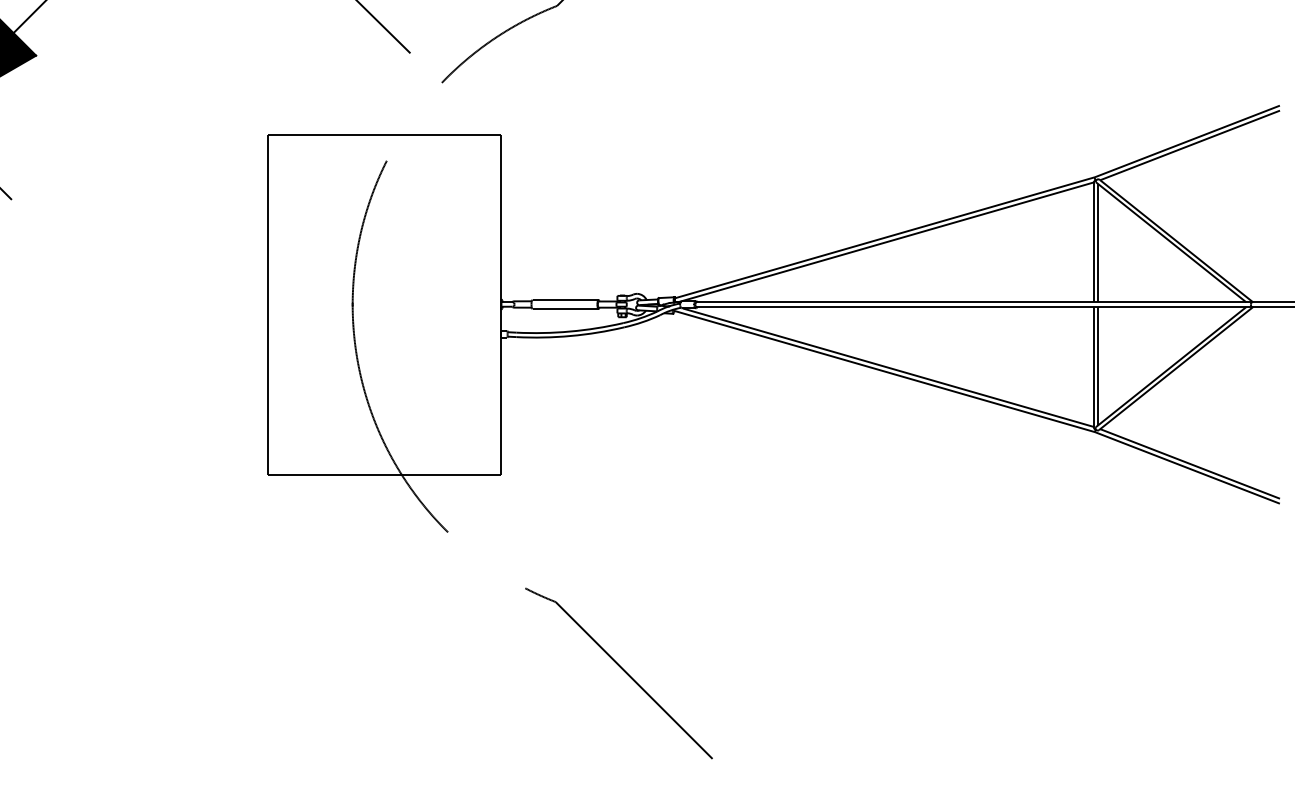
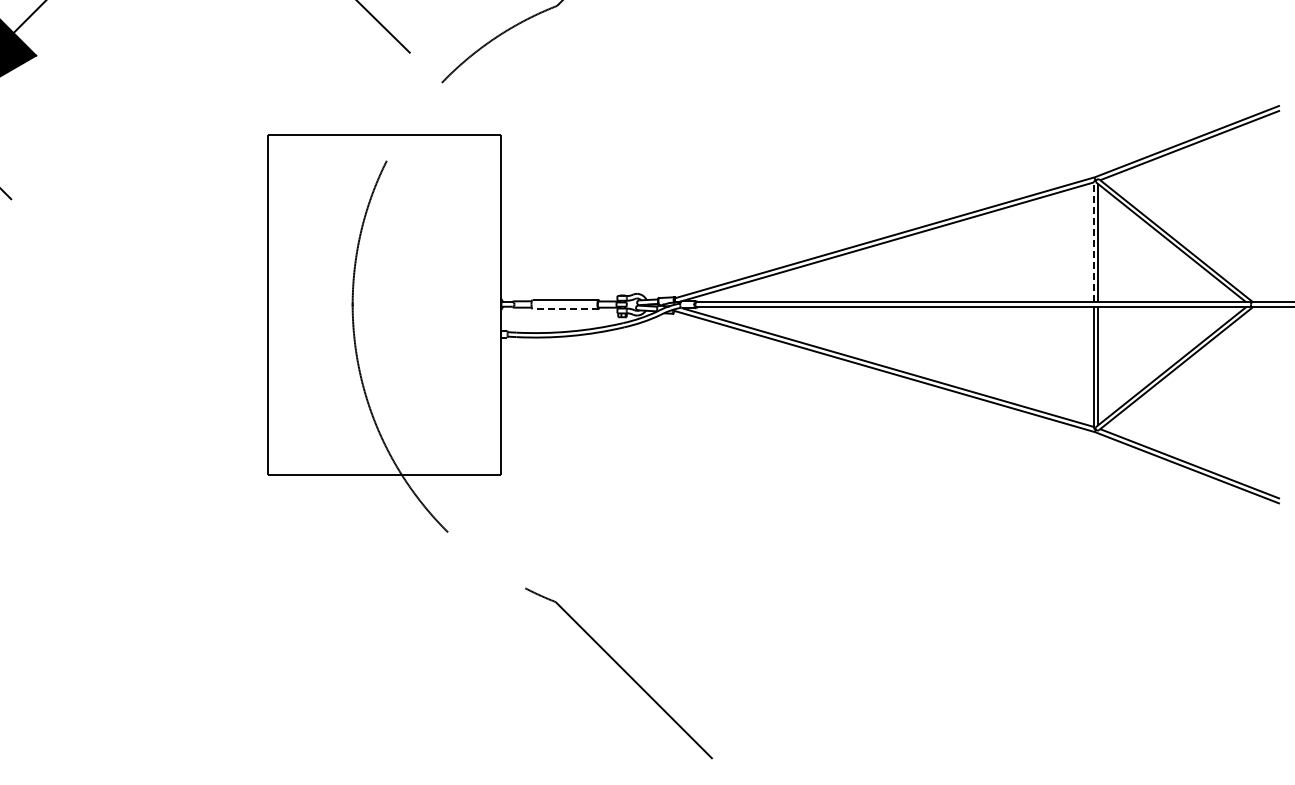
line: solid -> dashed (1093, 242)
line: solid -> dashed (565, 309)
